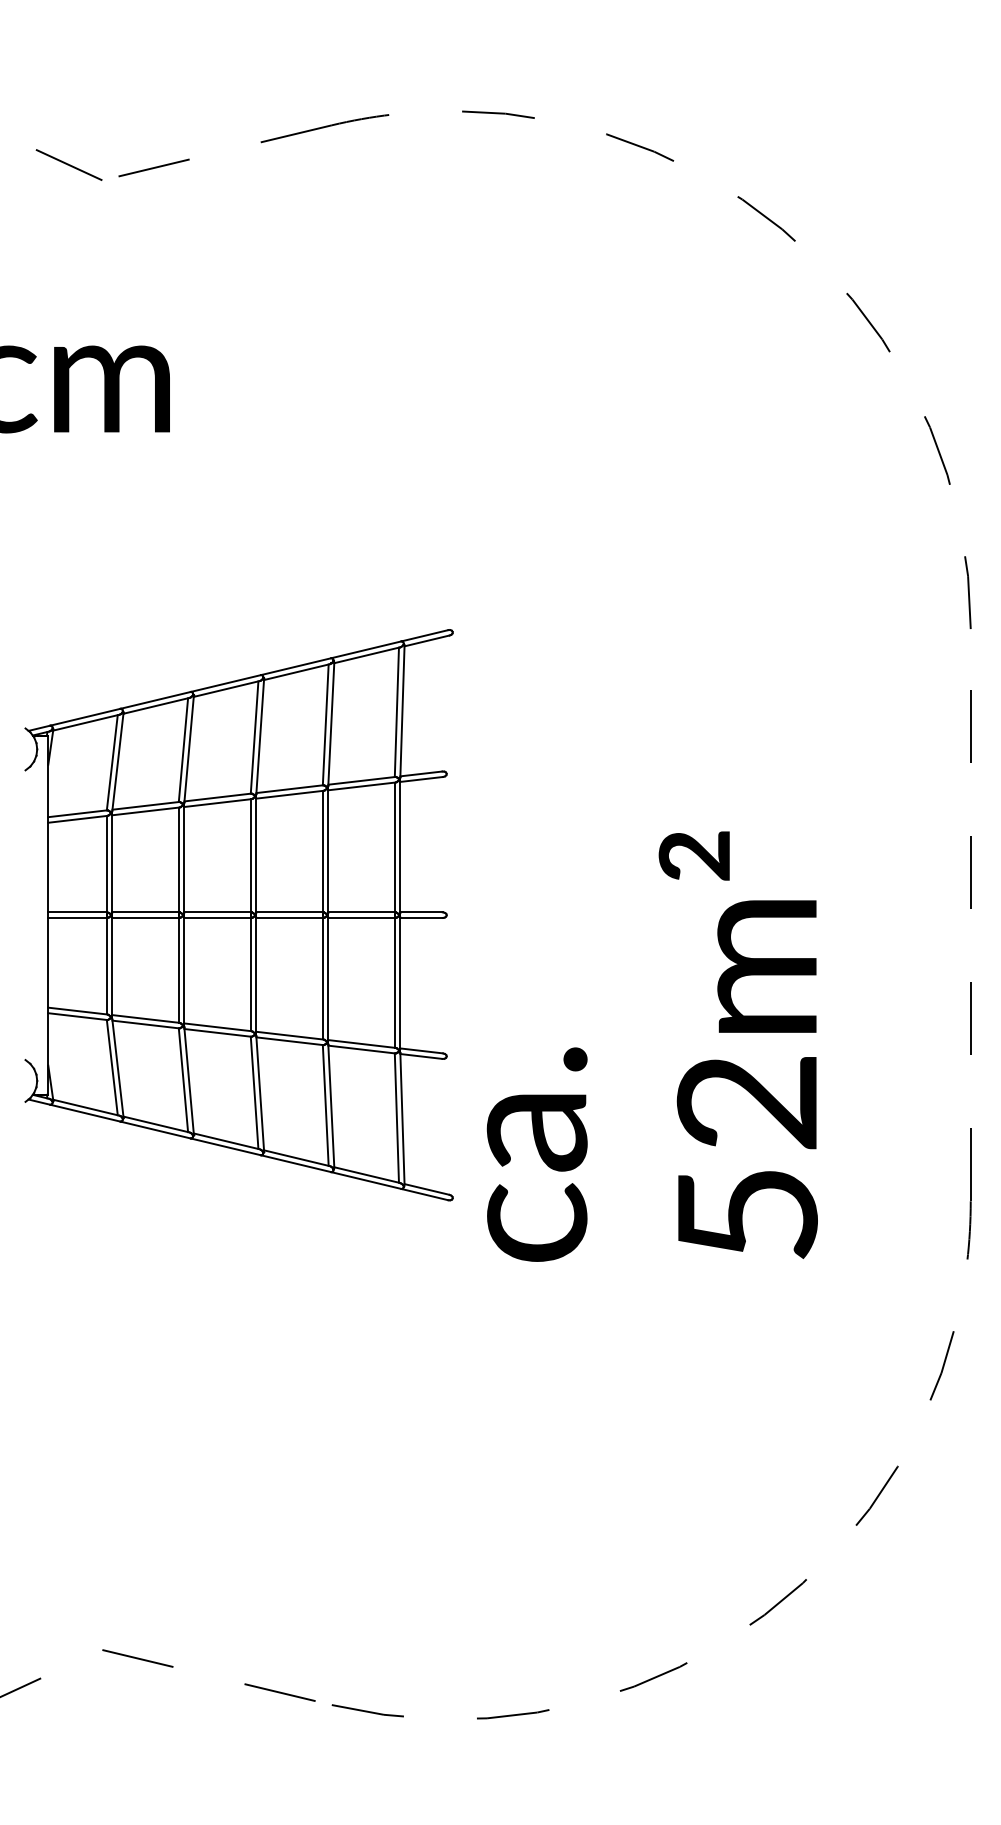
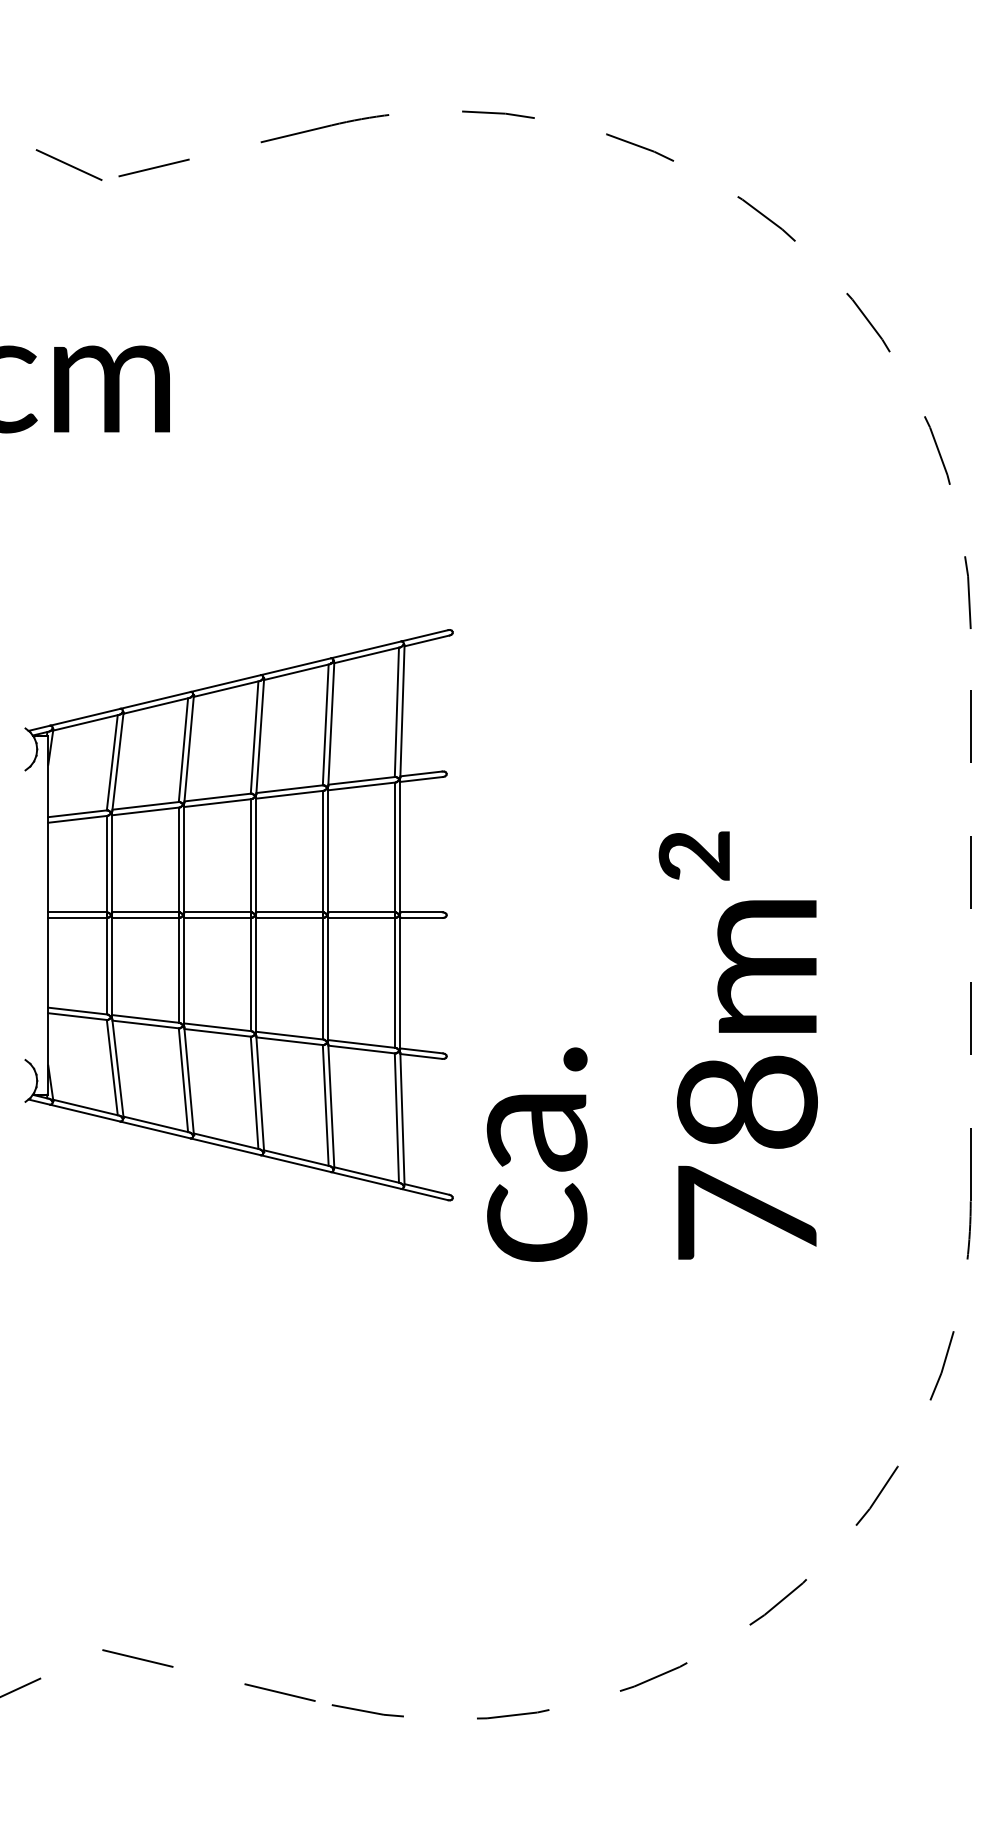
text: 52m² -> 78m² (747, 1157)
